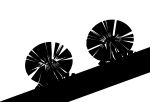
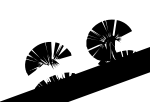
fill: present -> none (123, 45)
fill: present -> none (51, 68)
